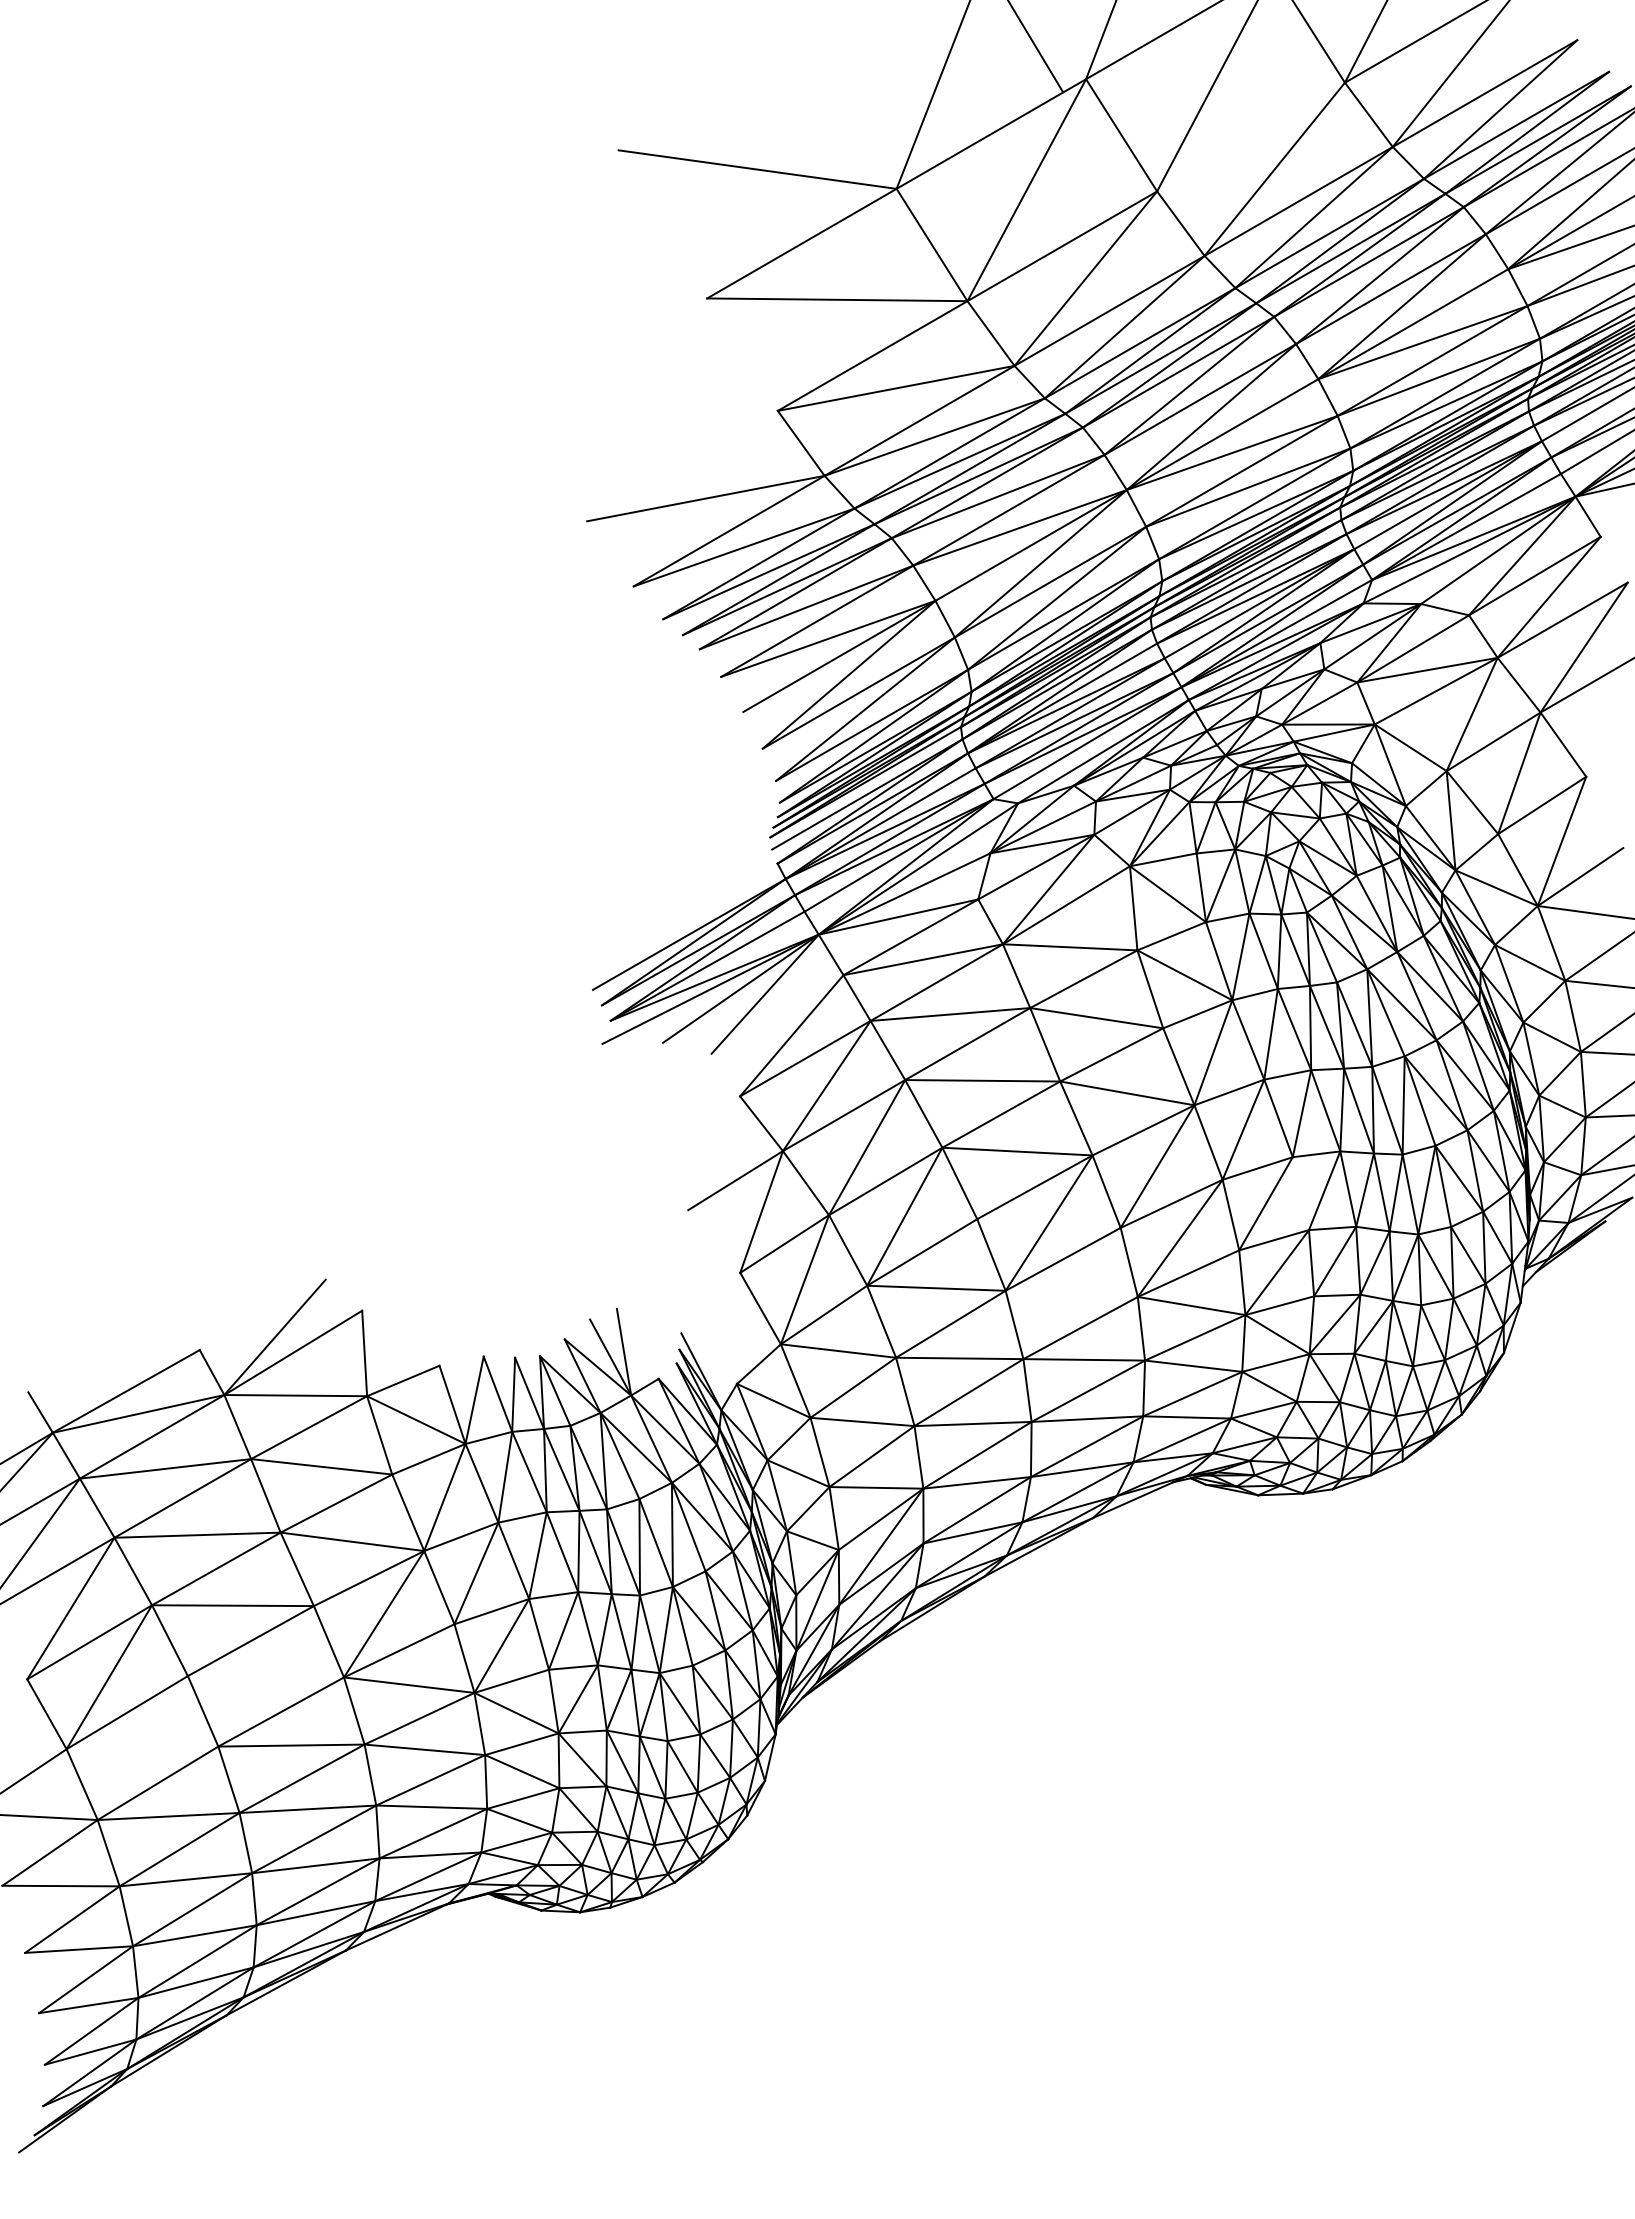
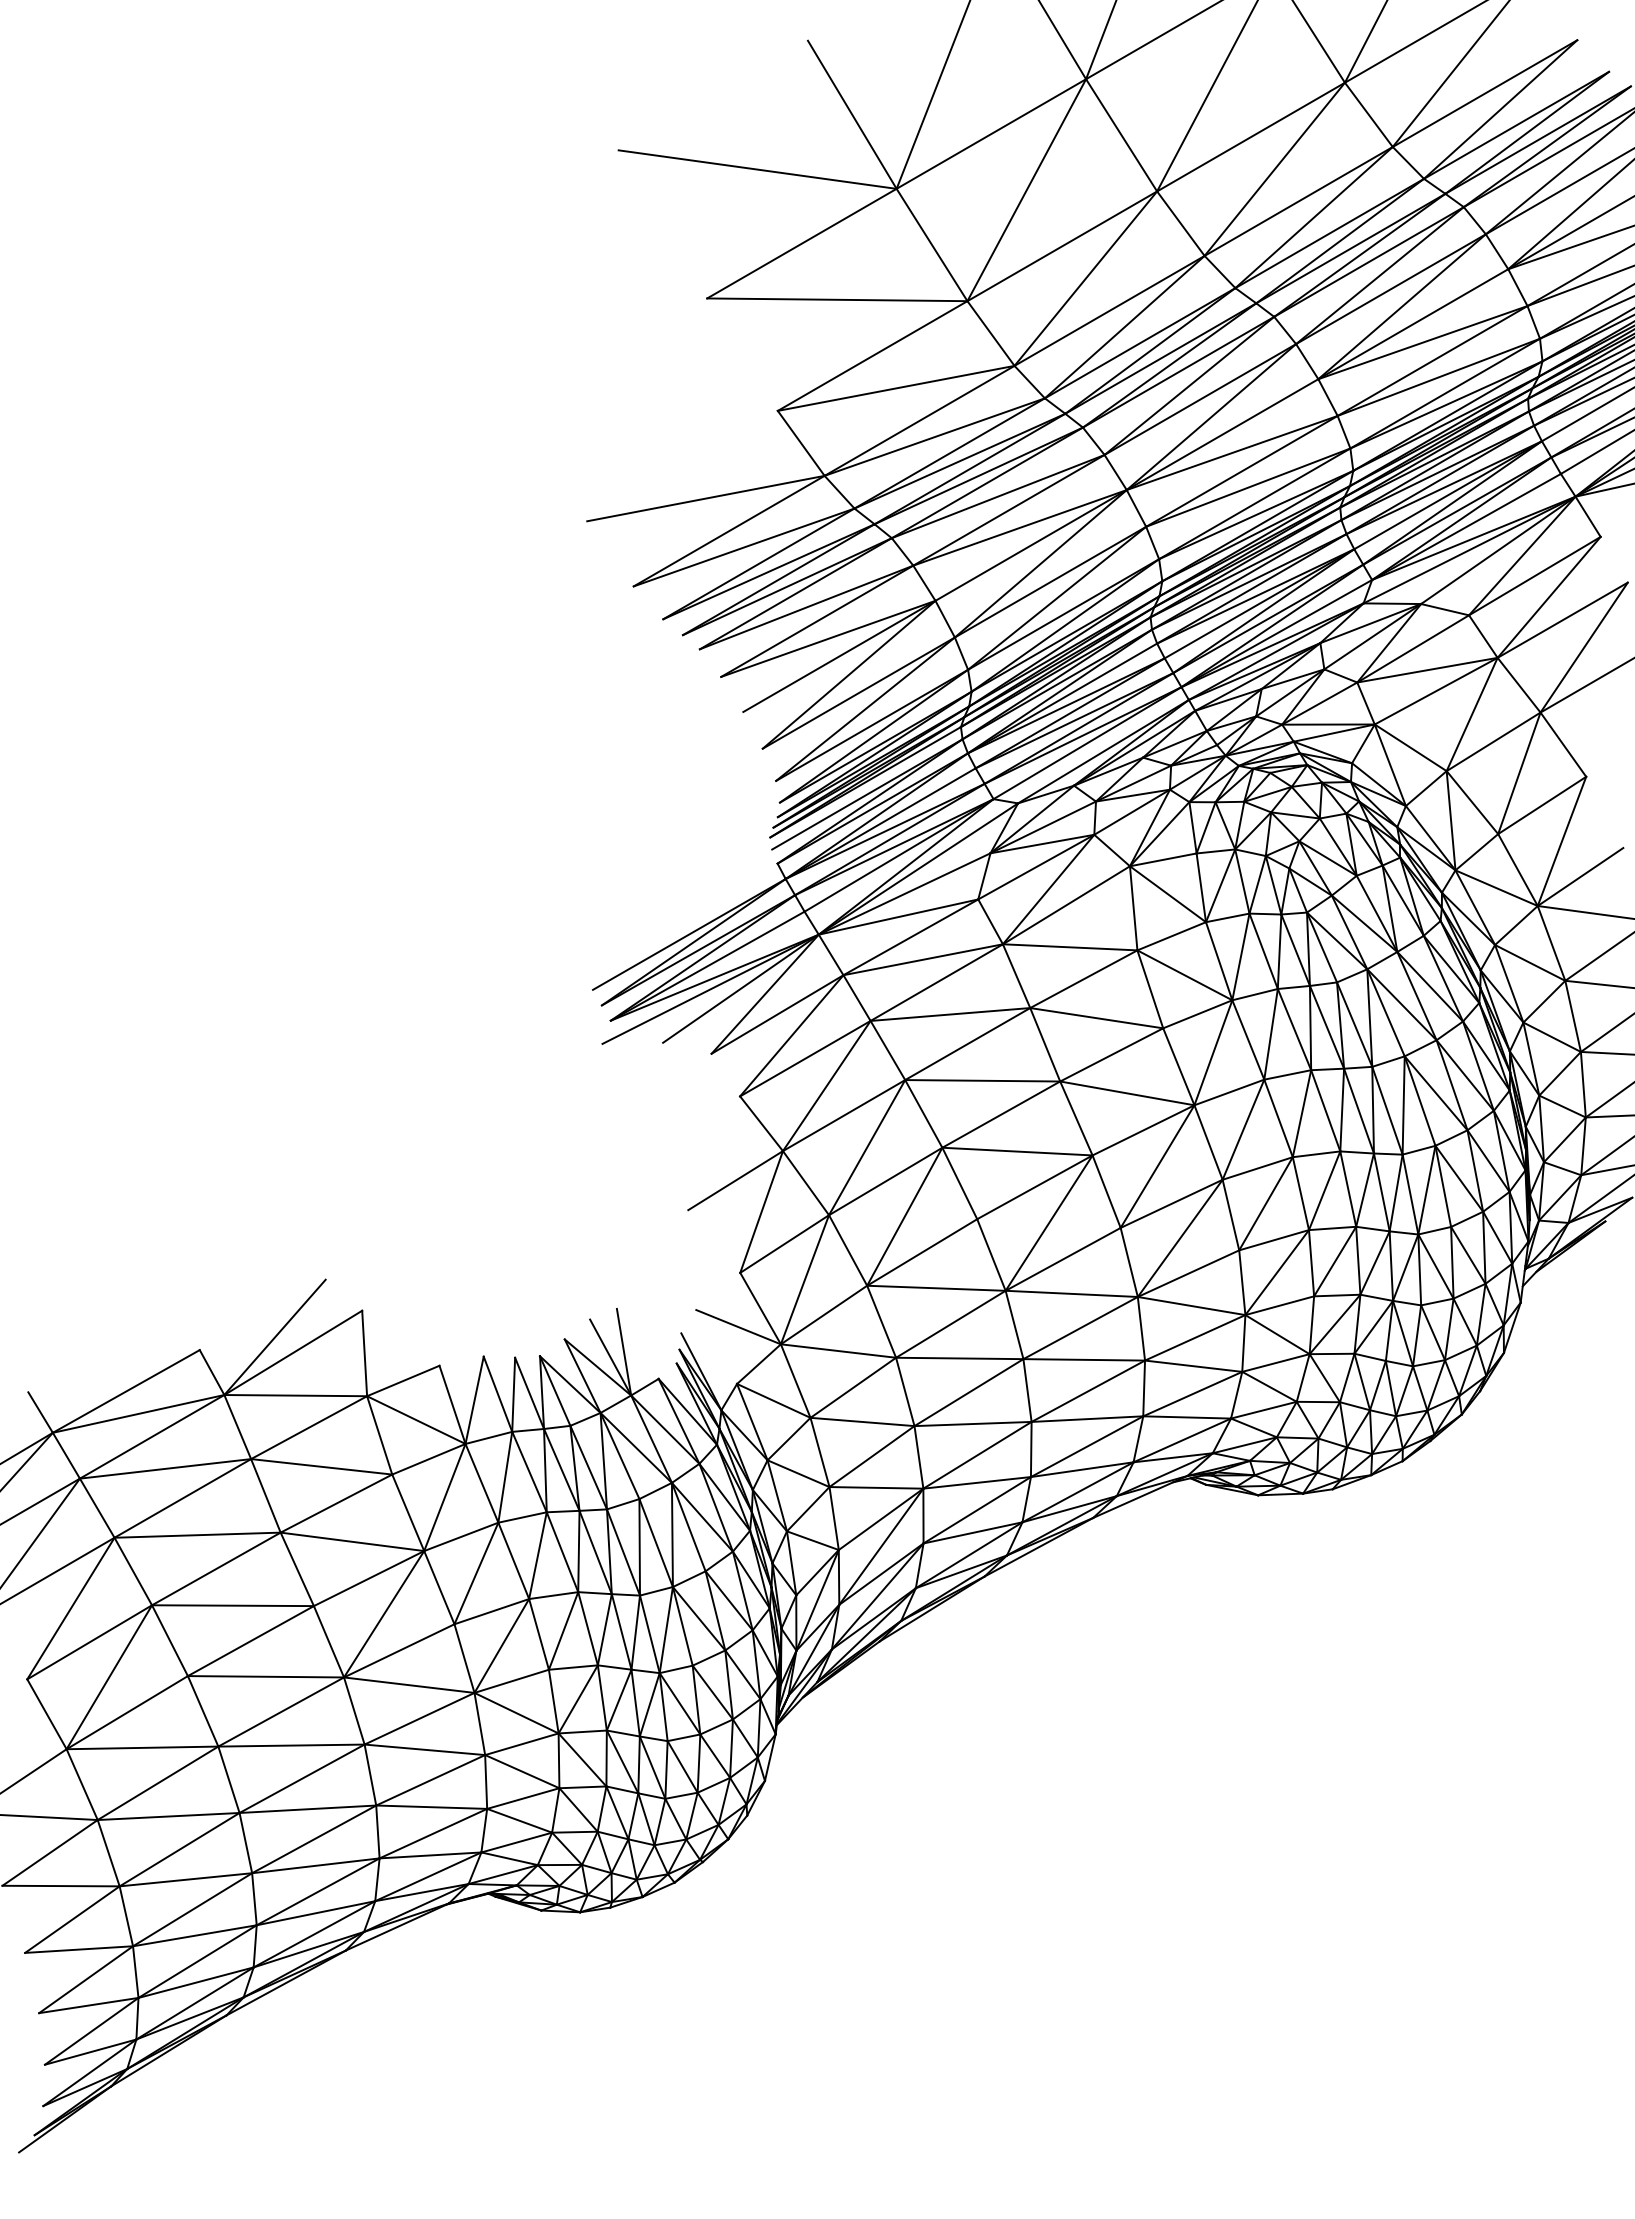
line position: (1036, 47) -> (1063, 40) (1063, 40)
line: none -> present (851, 114)
line: none -> present (1250, 136)
line: none -> present (777, 1014)
line: none -> present (1300, 1193)
line: none -> present (1071, 1293)
line: none -> present (738, 1327)
line: none -> present (265, 1676)
line: none -> present (142, 1747)
